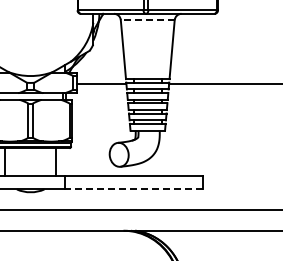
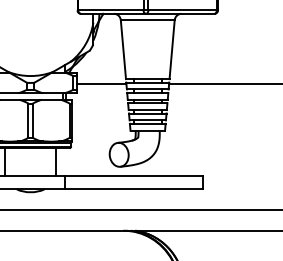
line: dashed -> solid (147, 20)
line: dashed -> solid (133, 189)
